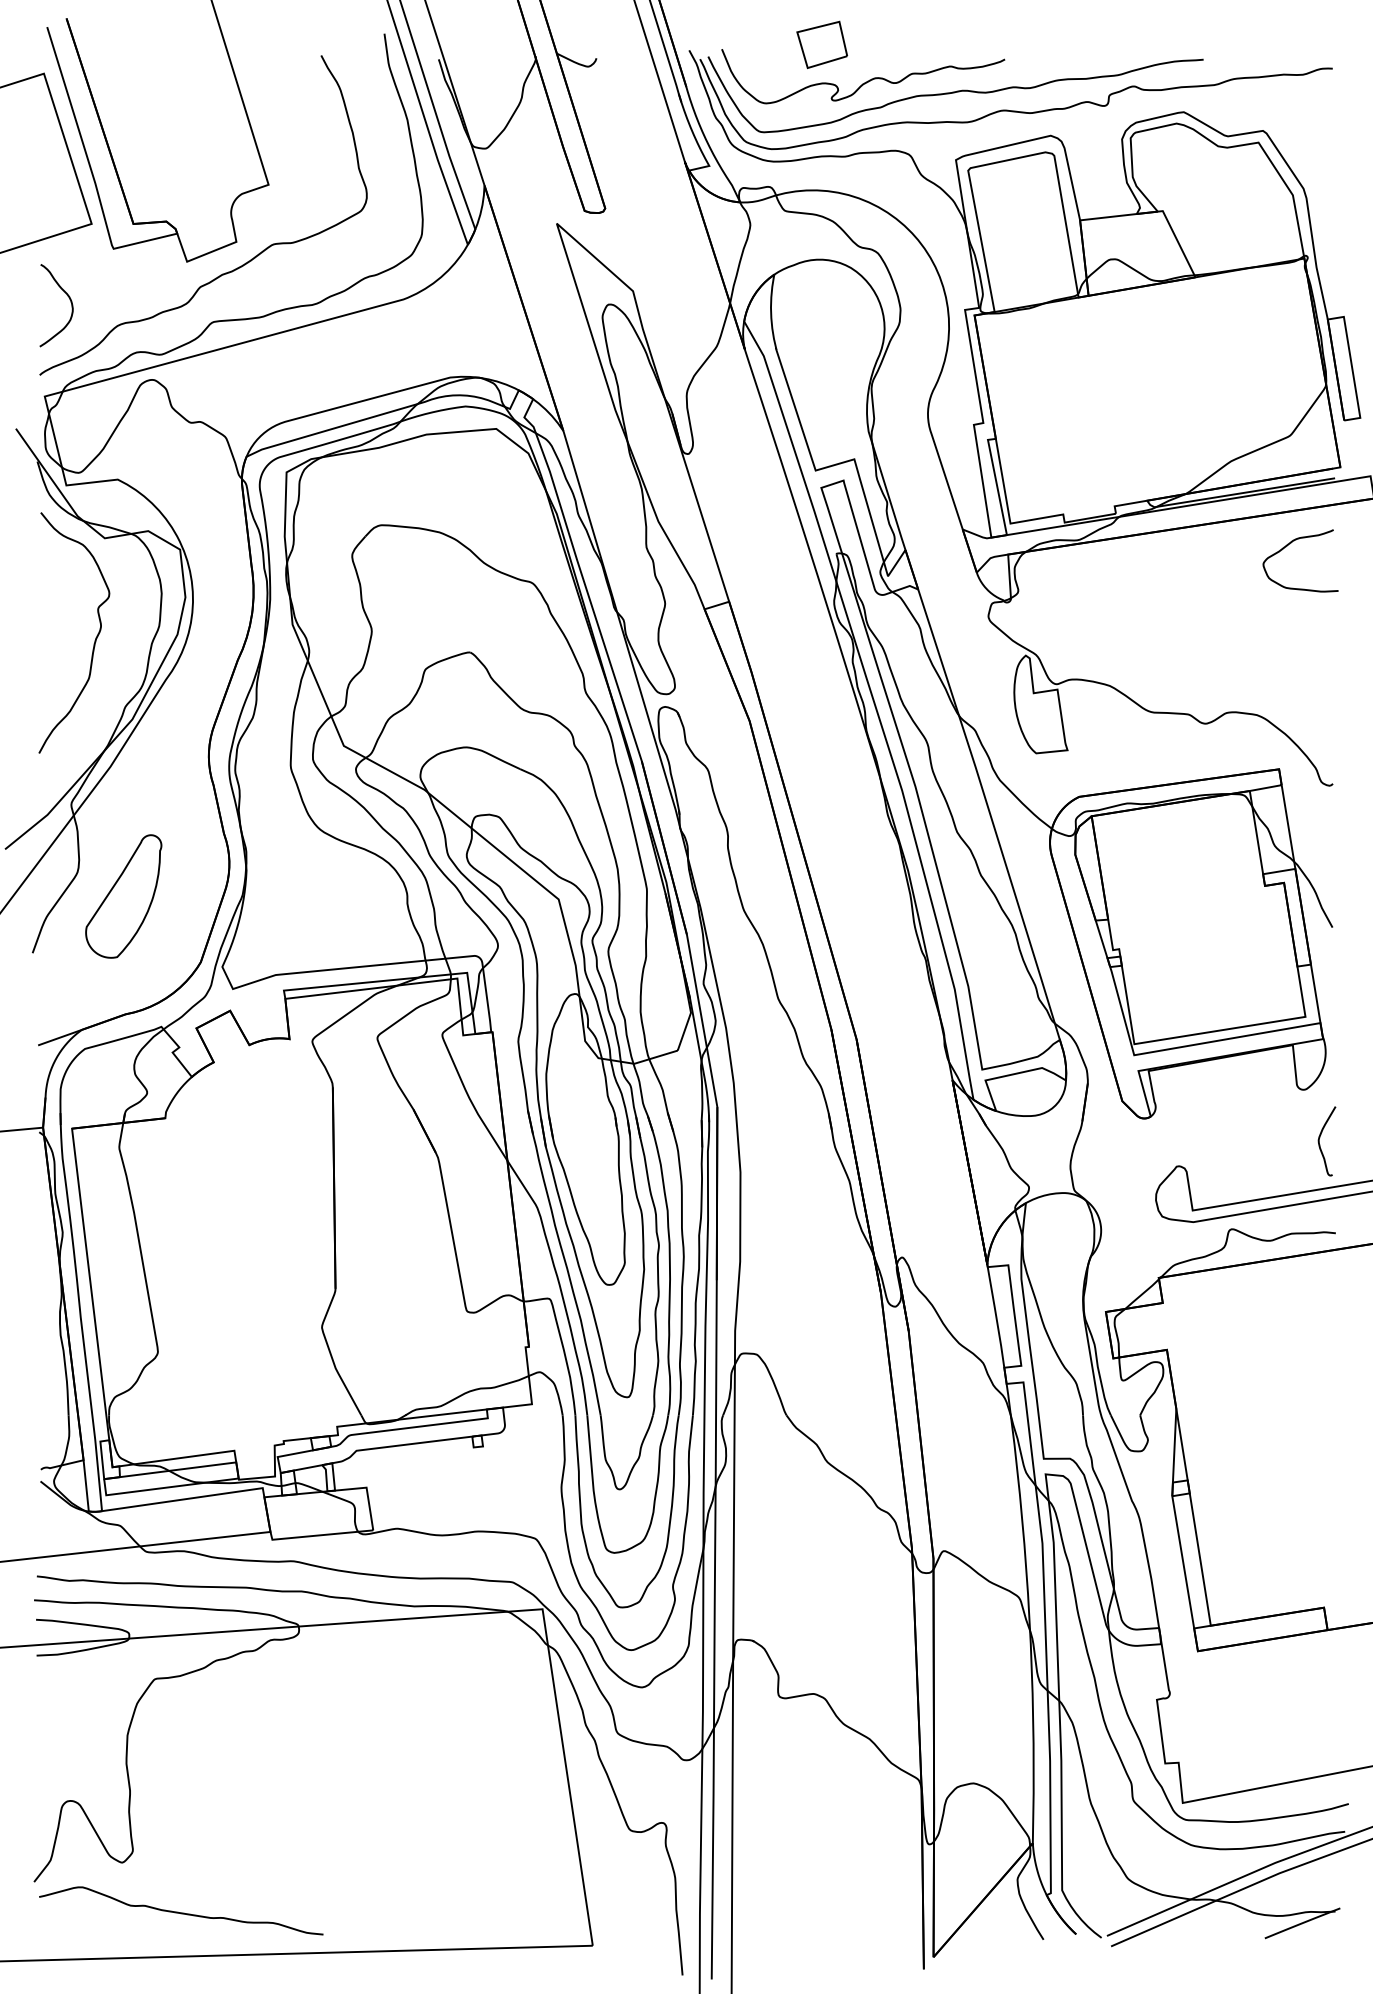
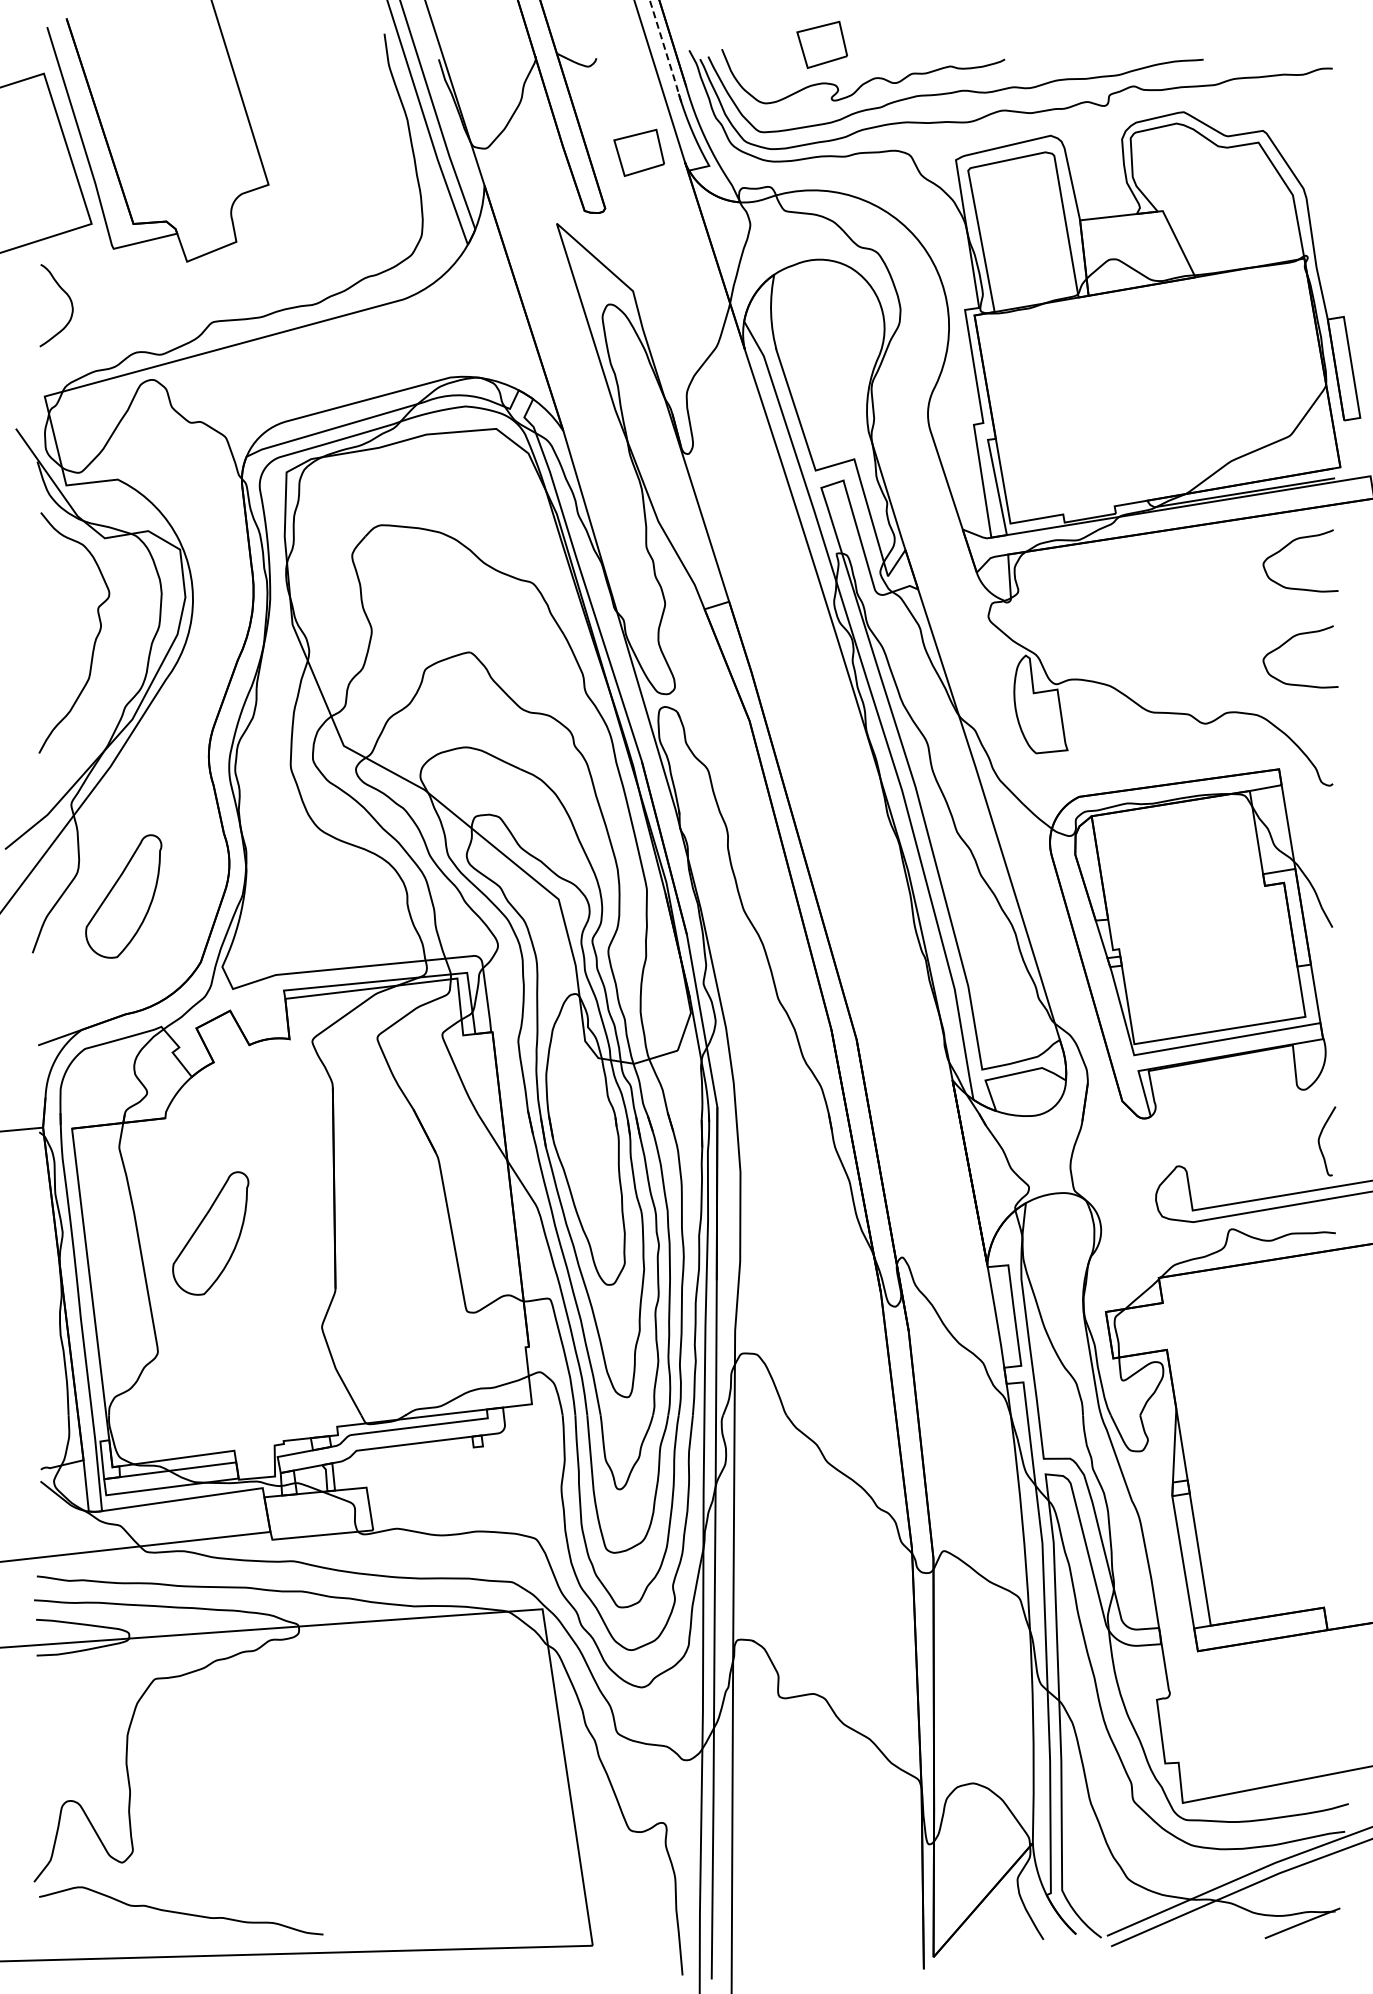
line: solid -> dashed (665, 51)
part: none -> present (638, 152)
curve: present -> none (222, 273)
curve: none -> present (1287, 642)
part: none -> present (210, 1233)
